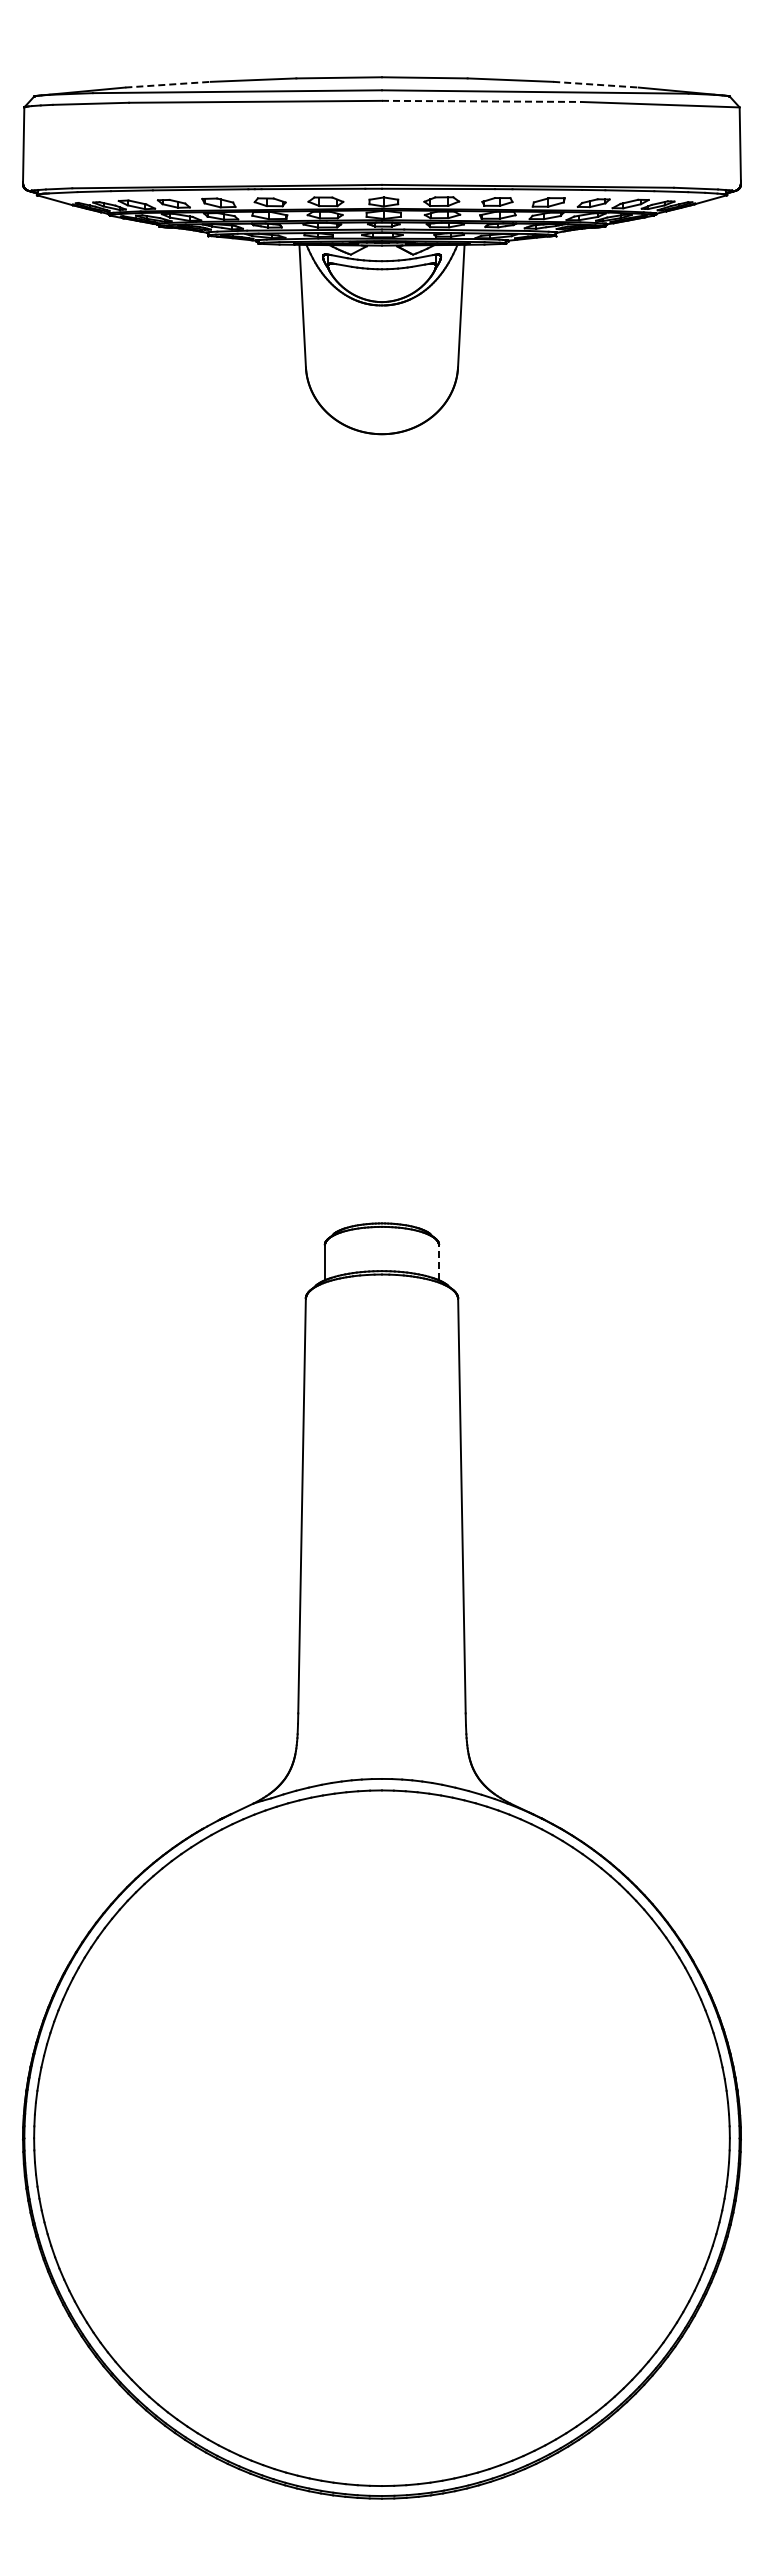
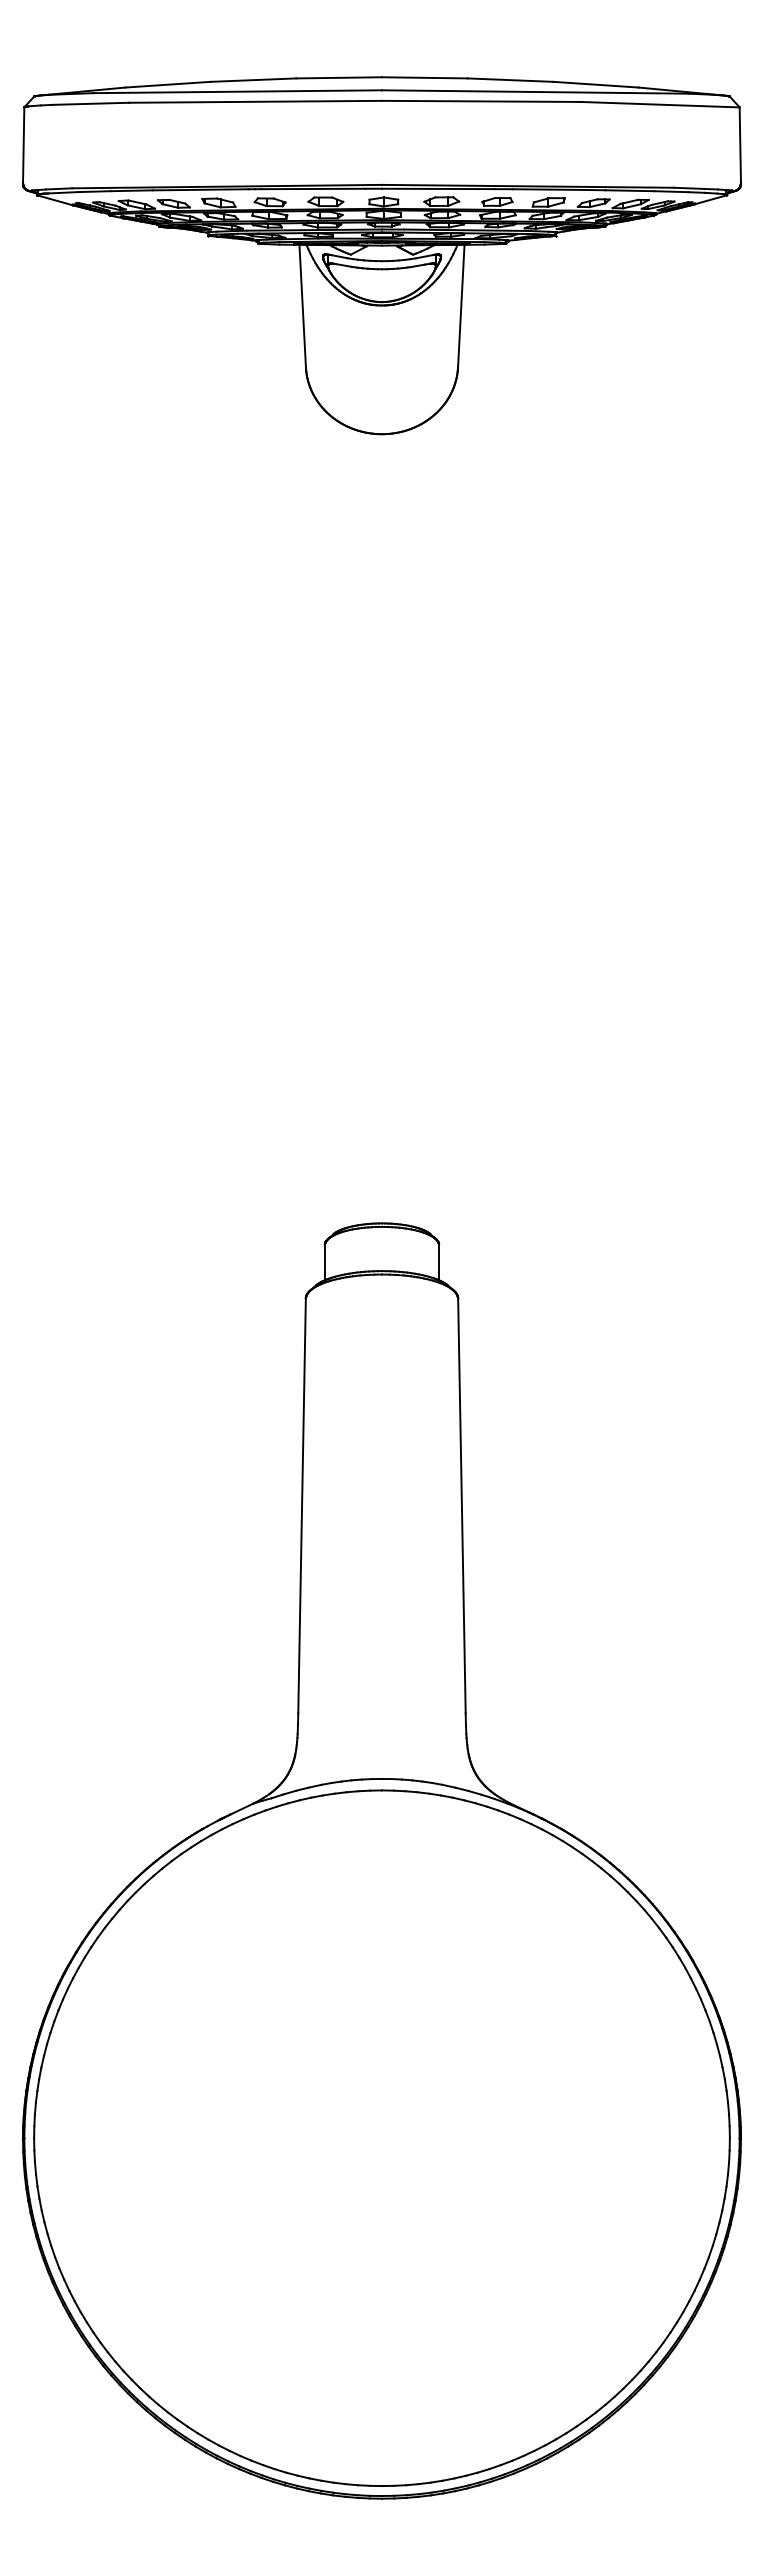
line: dashed -> solid (168, 84)
line: dashed -> solid (595, 84)
line: dashed -> solid (481, 101)
line: dashed -> solid (439, 1262)
